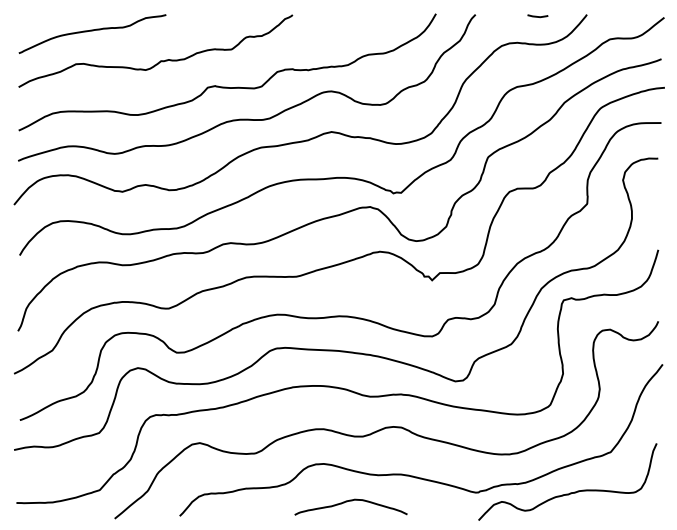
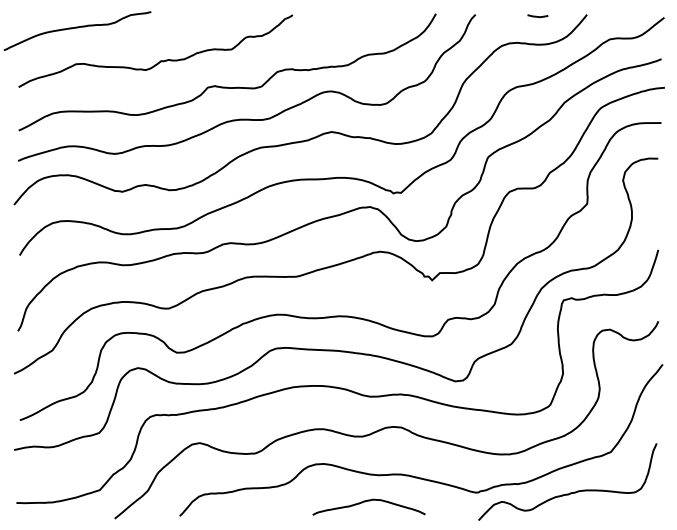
curve position: (92, 31) -> (77, 28) (77, 28)
curve position: (350, 501) -> (368, 501) (368, 501)
